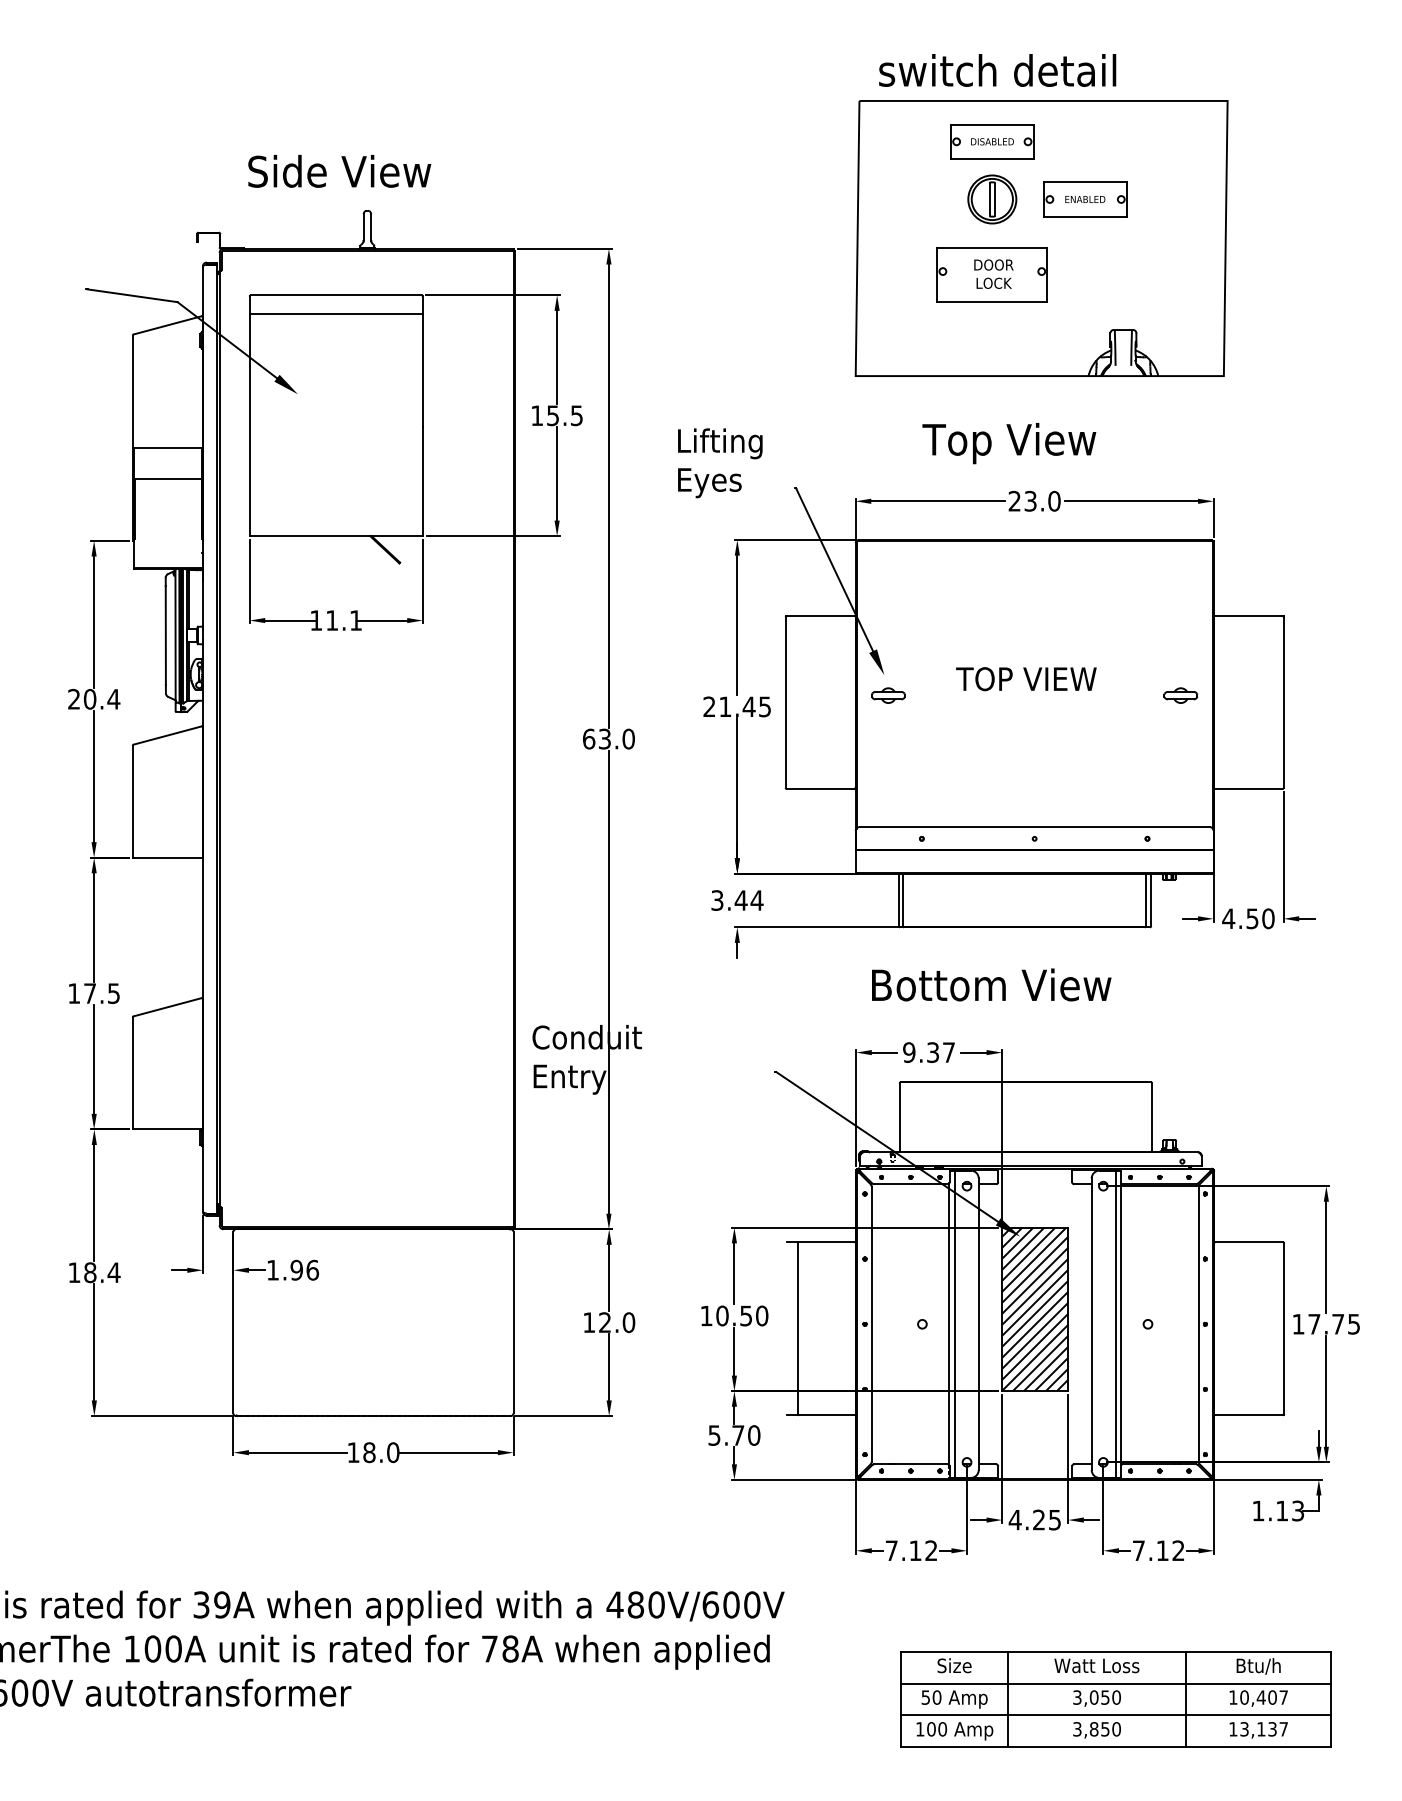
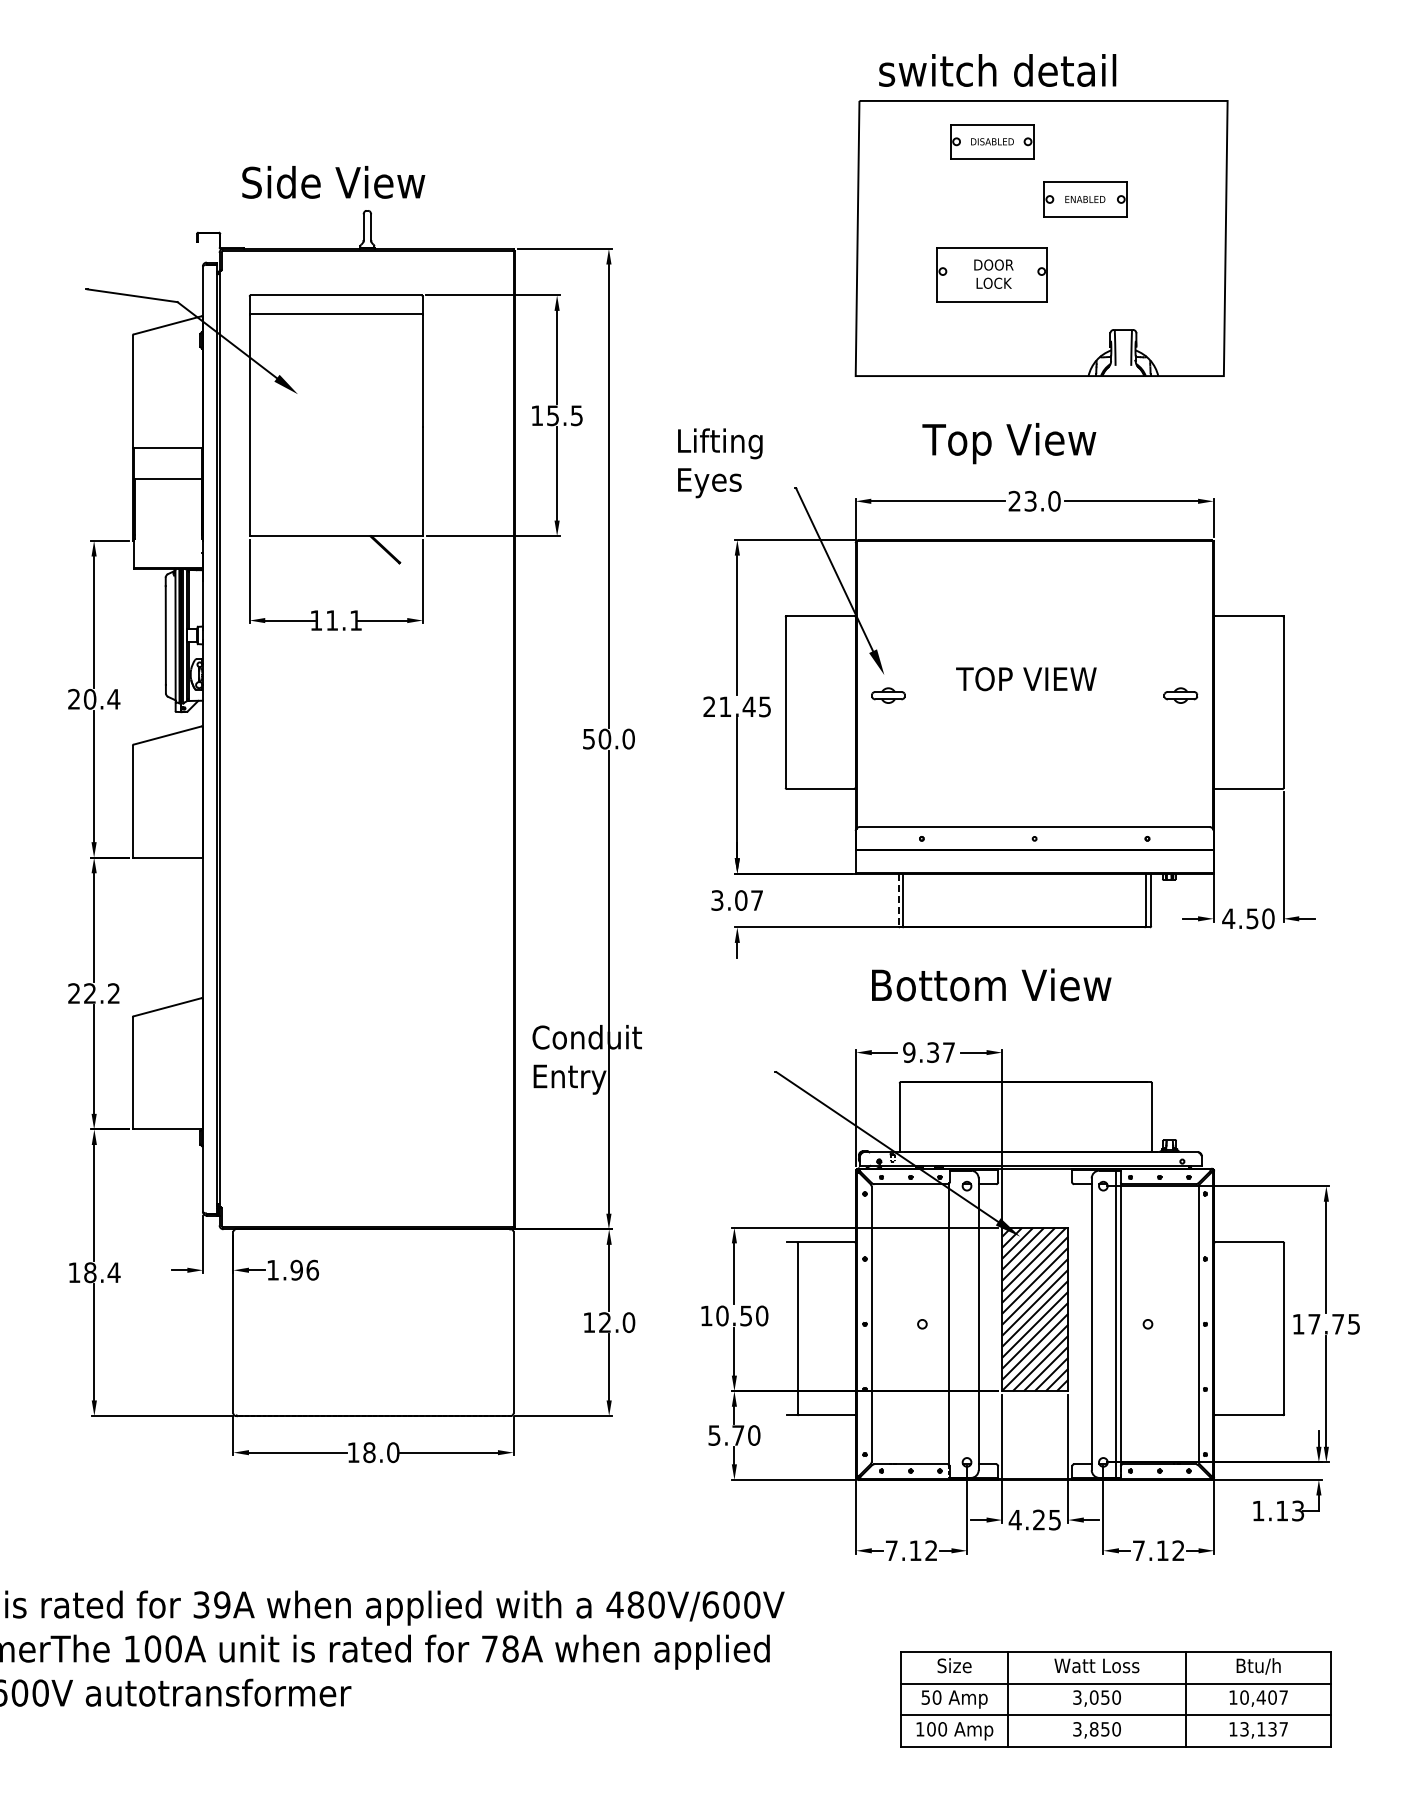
text position: (339, 171) -> (333, 182) (333, 182)
part: present -> none (992, 199)
text: 63.0 -> 50.0 (597, 738)
text: 3.44 -> 3.07 (748, 900)
line: solid -> dashed (898, 900)
text: 17.5 -> 22.2 (93, 993)
line: present -> none (954, 1323)
